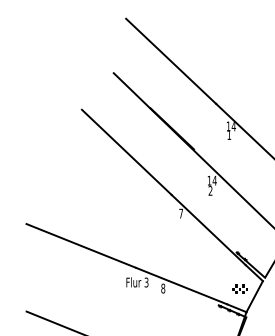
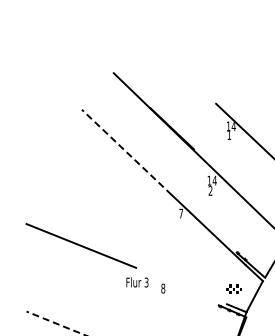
line: present -> none (171, 60)
line: solid -> dashed (126, 152)
line: present -> none (181, 285)
part position: (239, 288) -> (233, 288) (233, 288)
line: solid -> dashed (56, 323)
